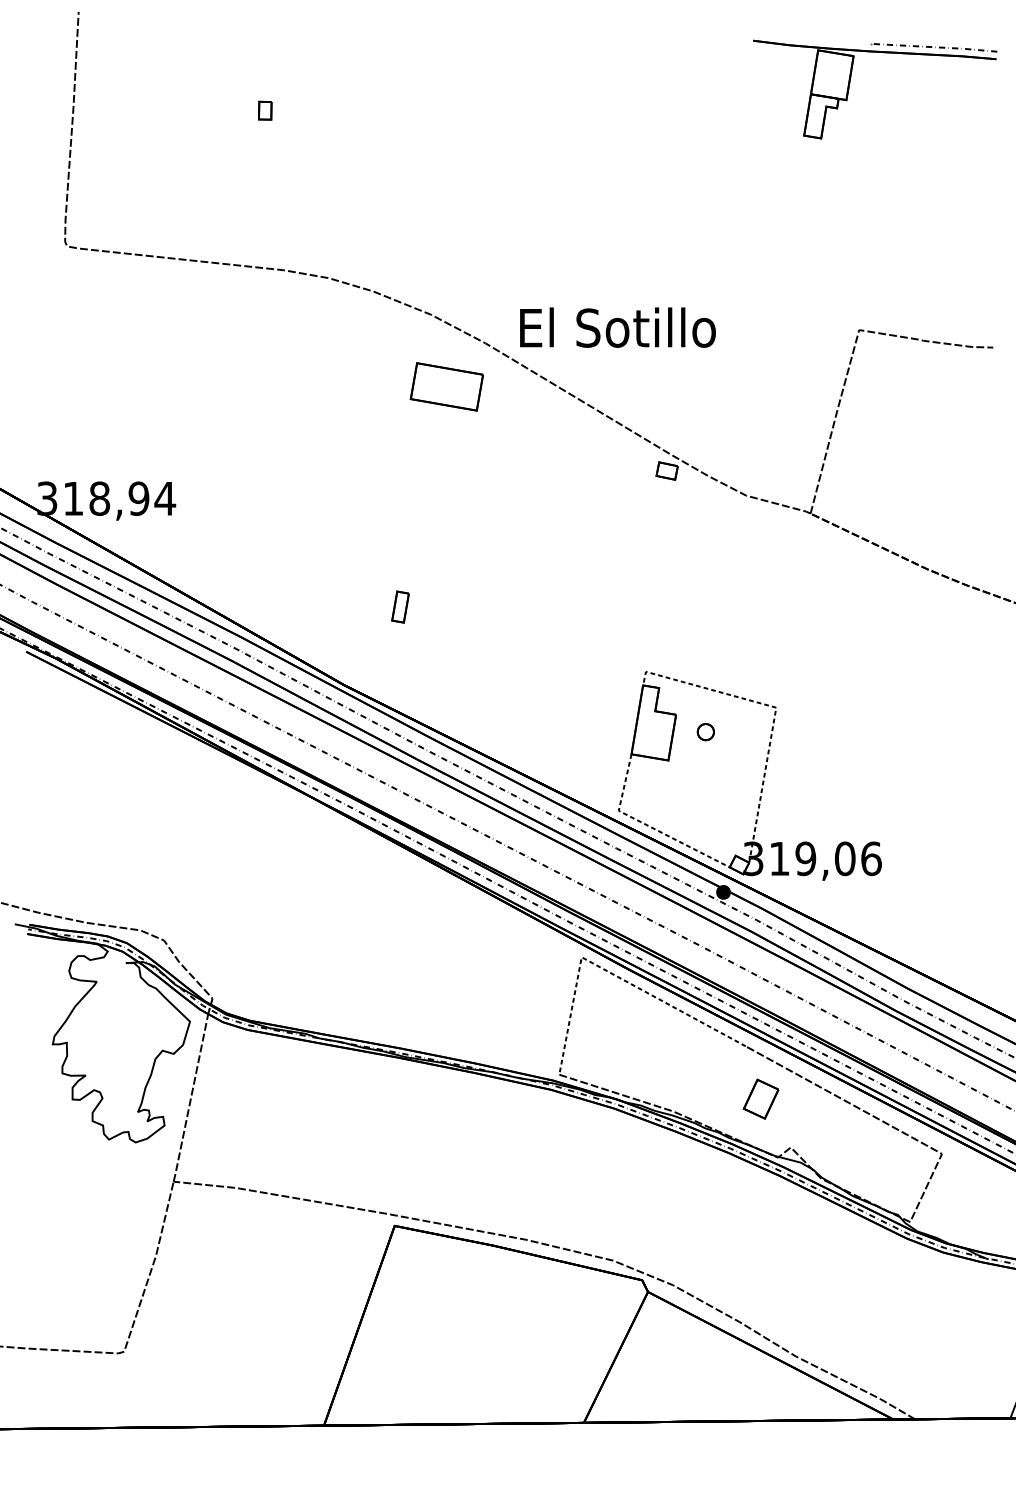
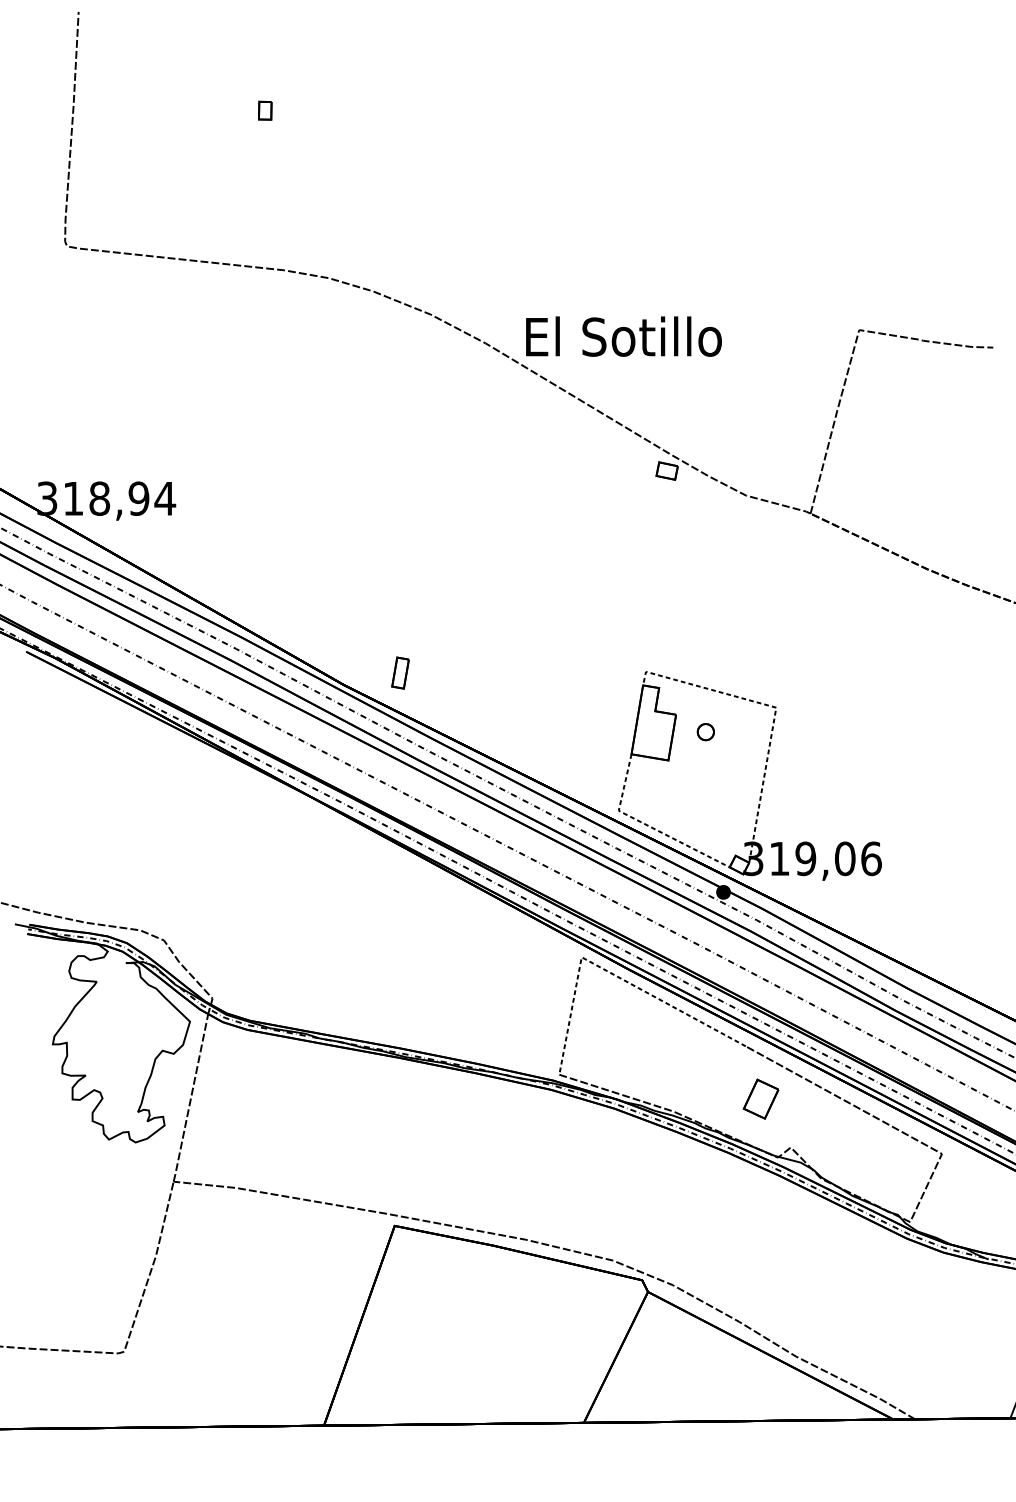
part: present -> none (850, 83)
text position: (617, 327) -> (623, 336) (623, 336)
part: present -> none (446, 386)
part position: (400, 606) -> (400, 672) (400, 672)
